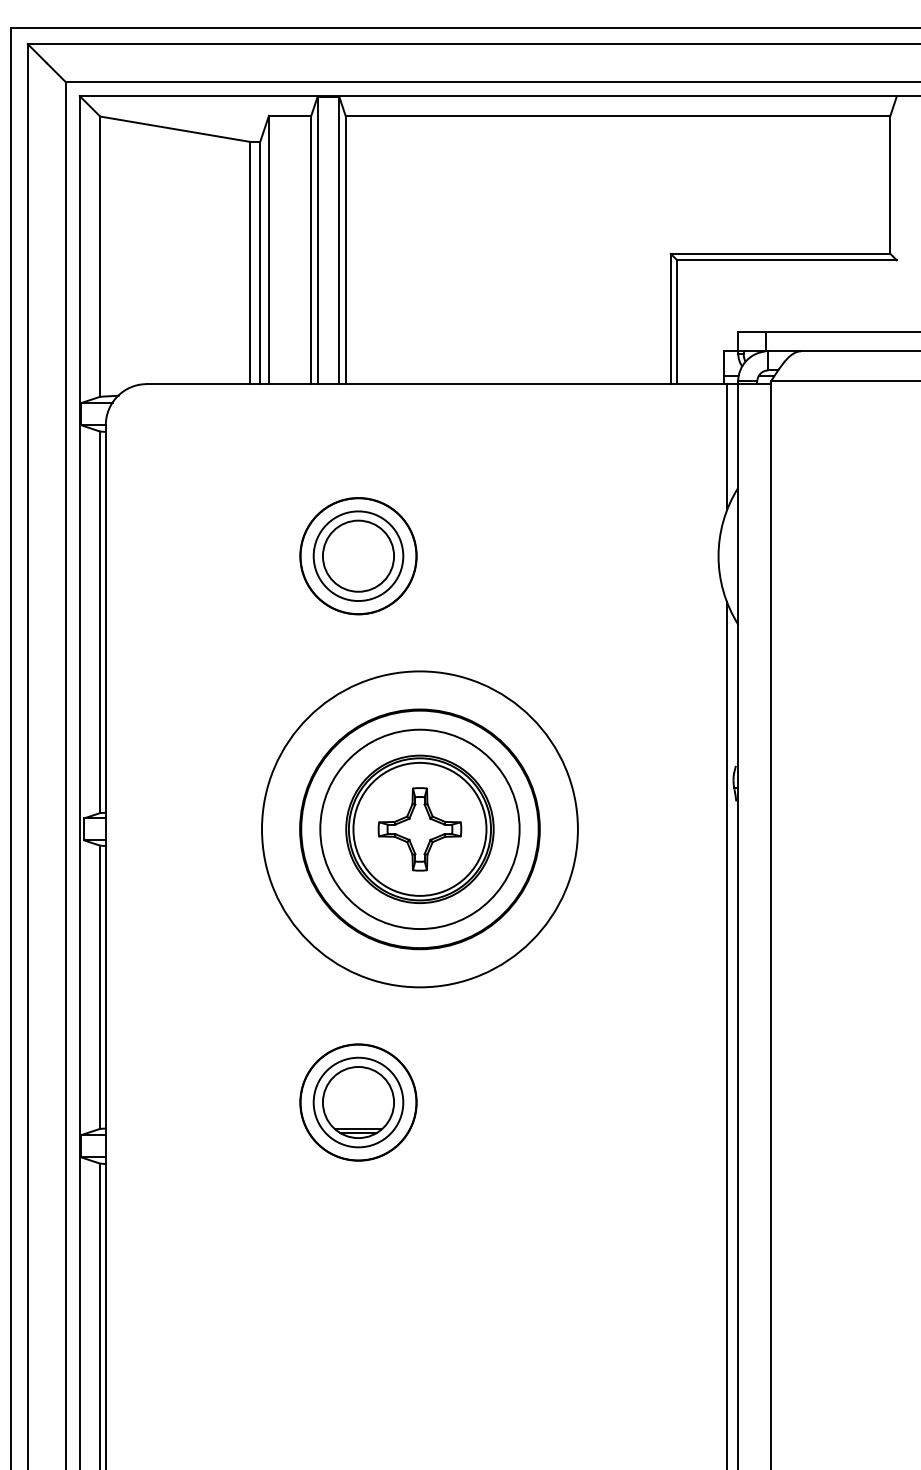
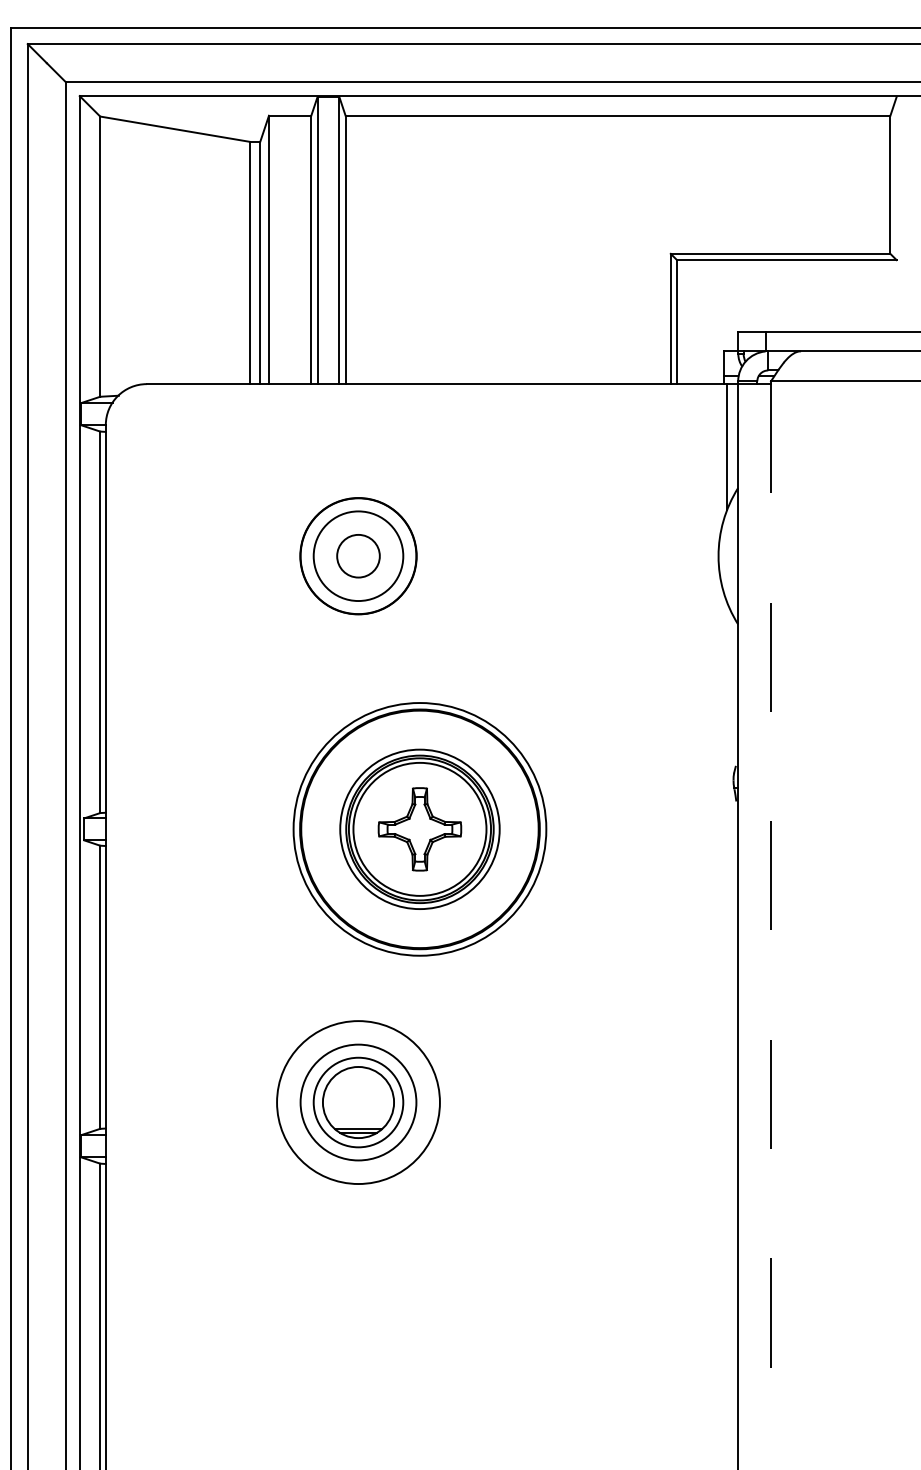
circle diameter: 71 px -> 43 px (358, 555)
circle diameter: 199 px -> 159 px (419, 829)
circle diameter: 316 px -> 253 px (419, 829)
line: solid -> dashed (770, 927)
line: present -> none (727, 1034)
circle diameter: 116 px -> 163 px (358, 1102)
